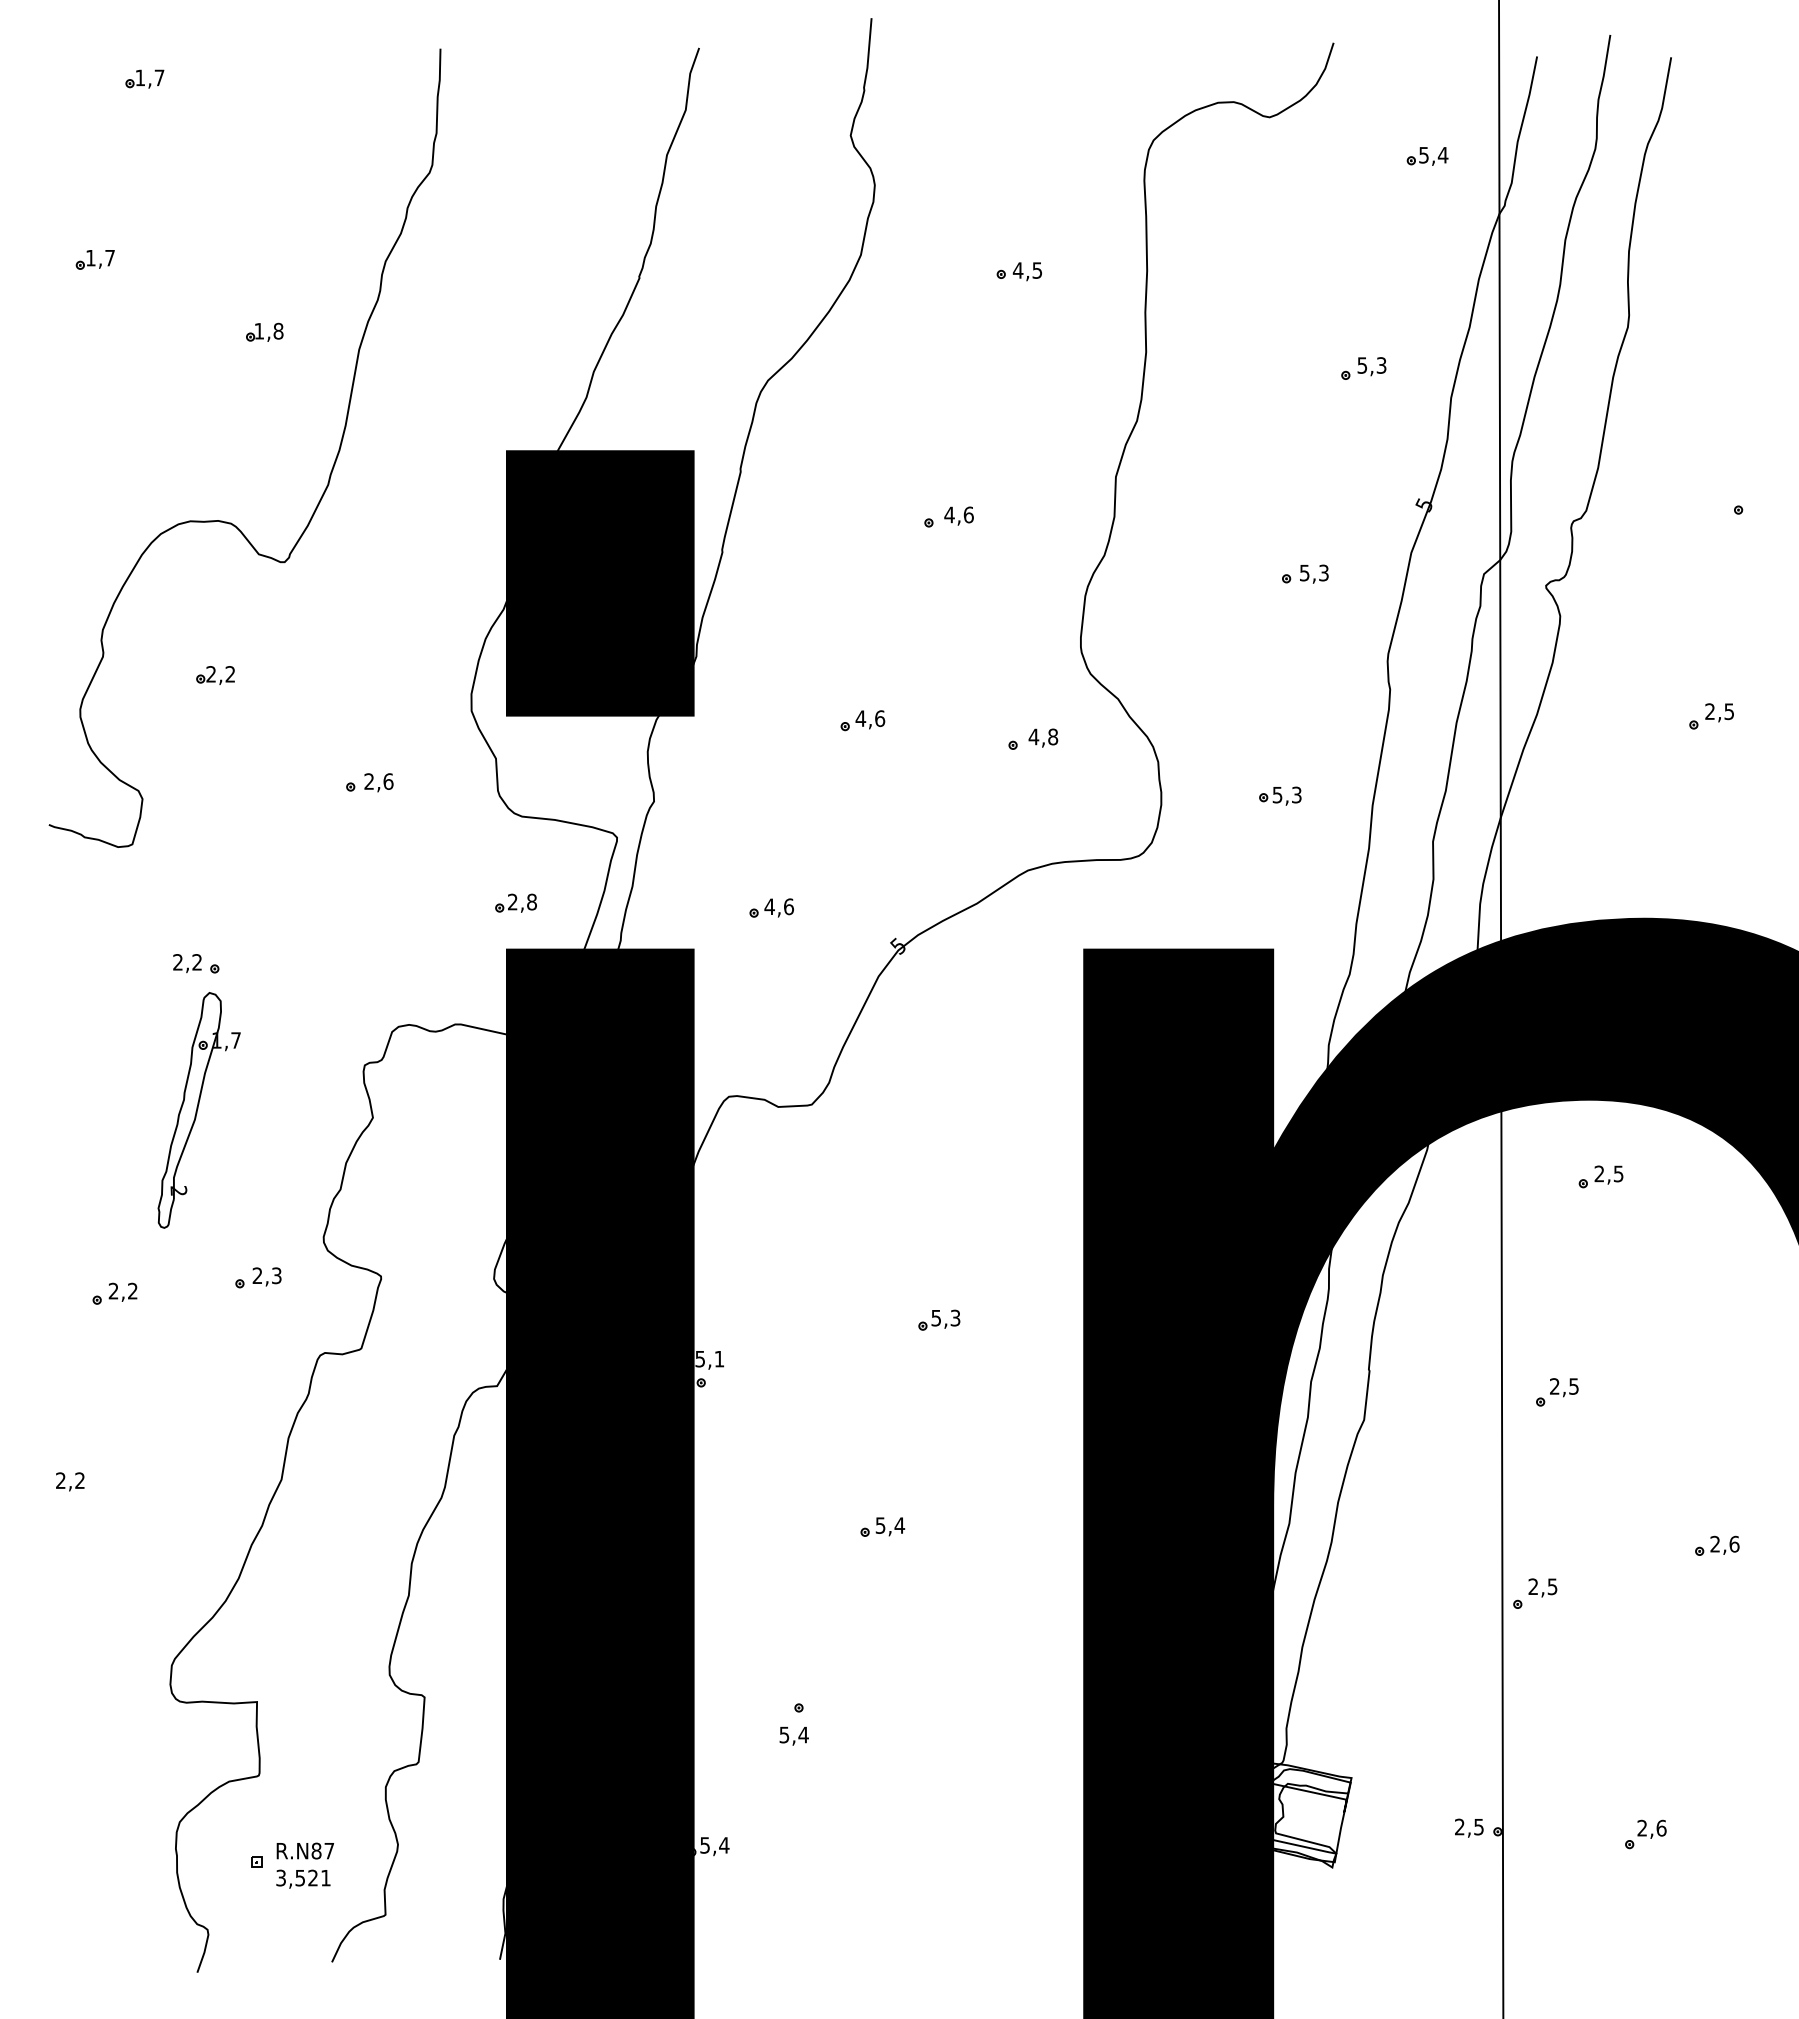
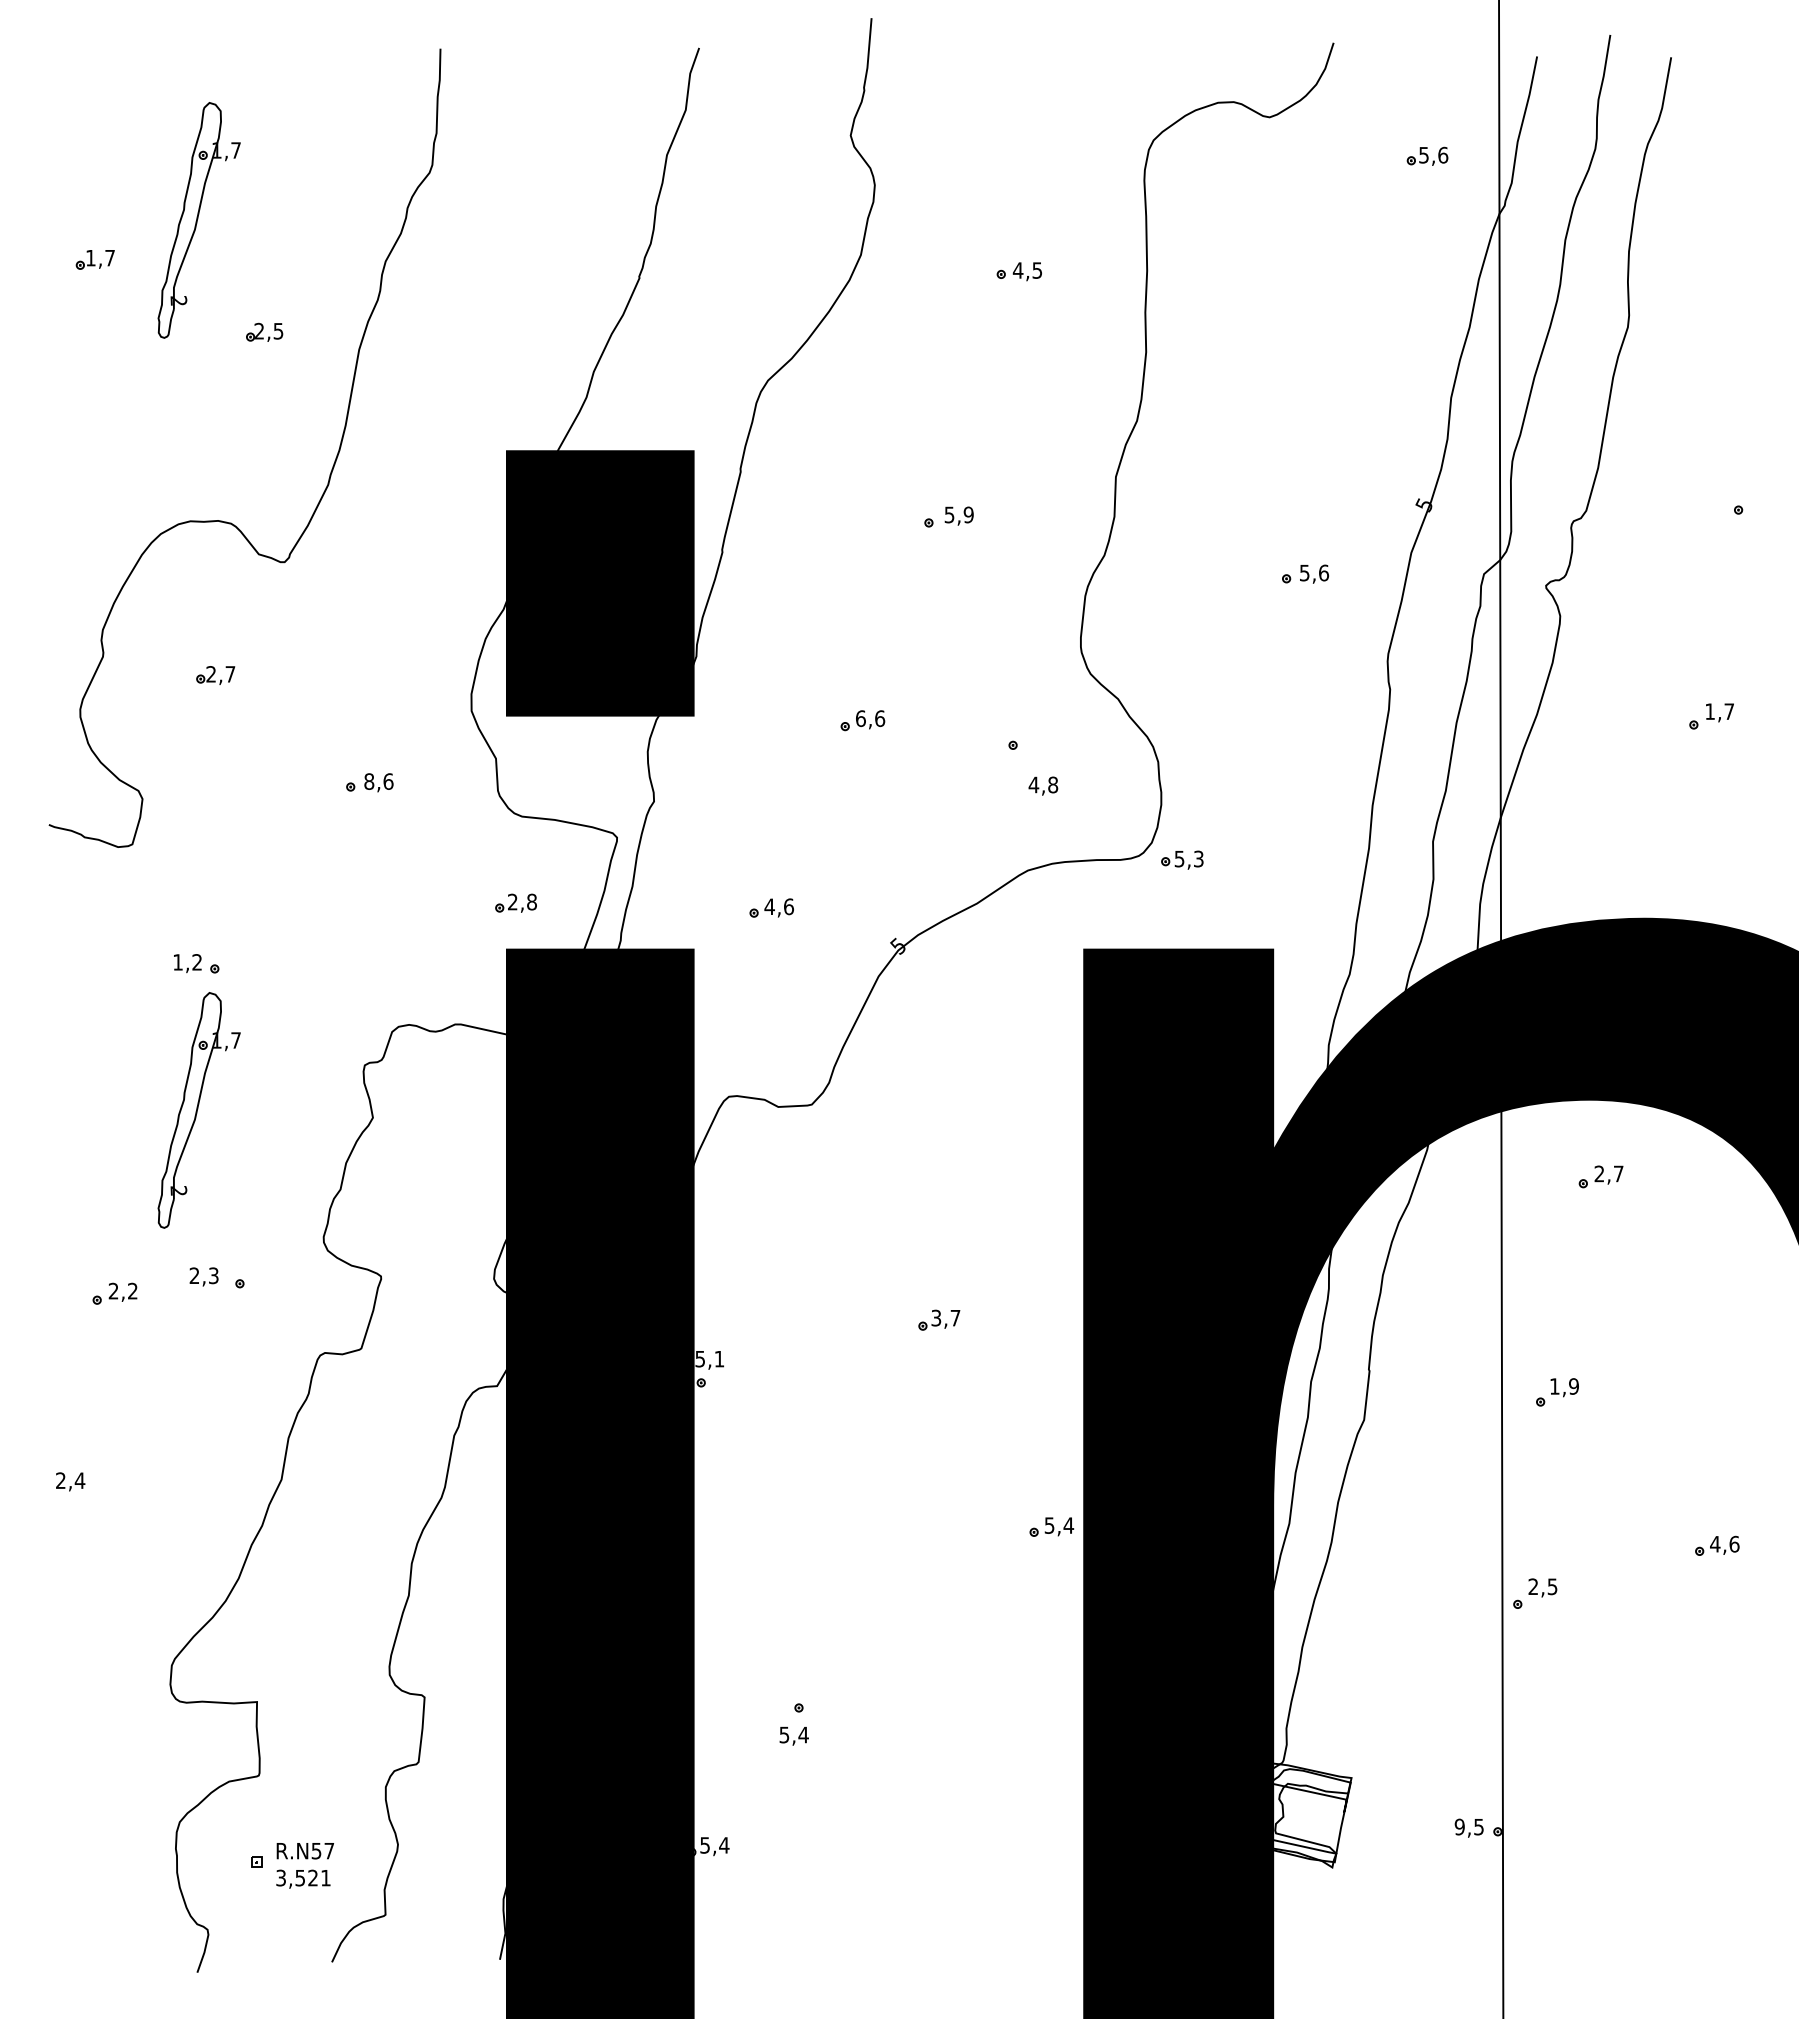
part: present -> none (144, 78)
text: 5,4 -> 5,6 (1442, 154)
part: none -> present (198, 220)
text: 1,8 -> 2,5 (268, 330)
part: present -> none (1363, 368)
text: 4,6 -> 5,9 (958, 514)
text: 5,3 -> 5,6 (1324, 572)
text: 2,2 -> 2,7 (230, 674)
text: 2,5 -> 1,7 (1719, 711)
text: 4,6 -> 6,6 (860, 718)
text position: (1043, 737) -> (1043, 785) (1043, 785)
text: 2,6 -> 8,6 (369, 781)
part position: (1280, 795) -> (1182, 859) (1182, 859)
text: 2,2 -> 1,2 (177, 962)
text: 2,5 -> 2,7 (1618, 1173)
text position: (266, 1276) -> (203, 1276) (203, 1276)
text: 5,3 -> 3,7 (946, 1317)
text: 2,5 -> 1,9 (1564, 1386)
text: 2,2 -> 2,4 (79, 1480)
part position: (882, 1526) -> (1051, 1526) (1051, 1526)
text: 2,6 -> 4,6 (1715, 1543)
text: 2,5 -> 9,5 (1459, 1826)
part: present -> none (1645, 1834)
text: R.N87 -> R.N57 (316, 1850)
